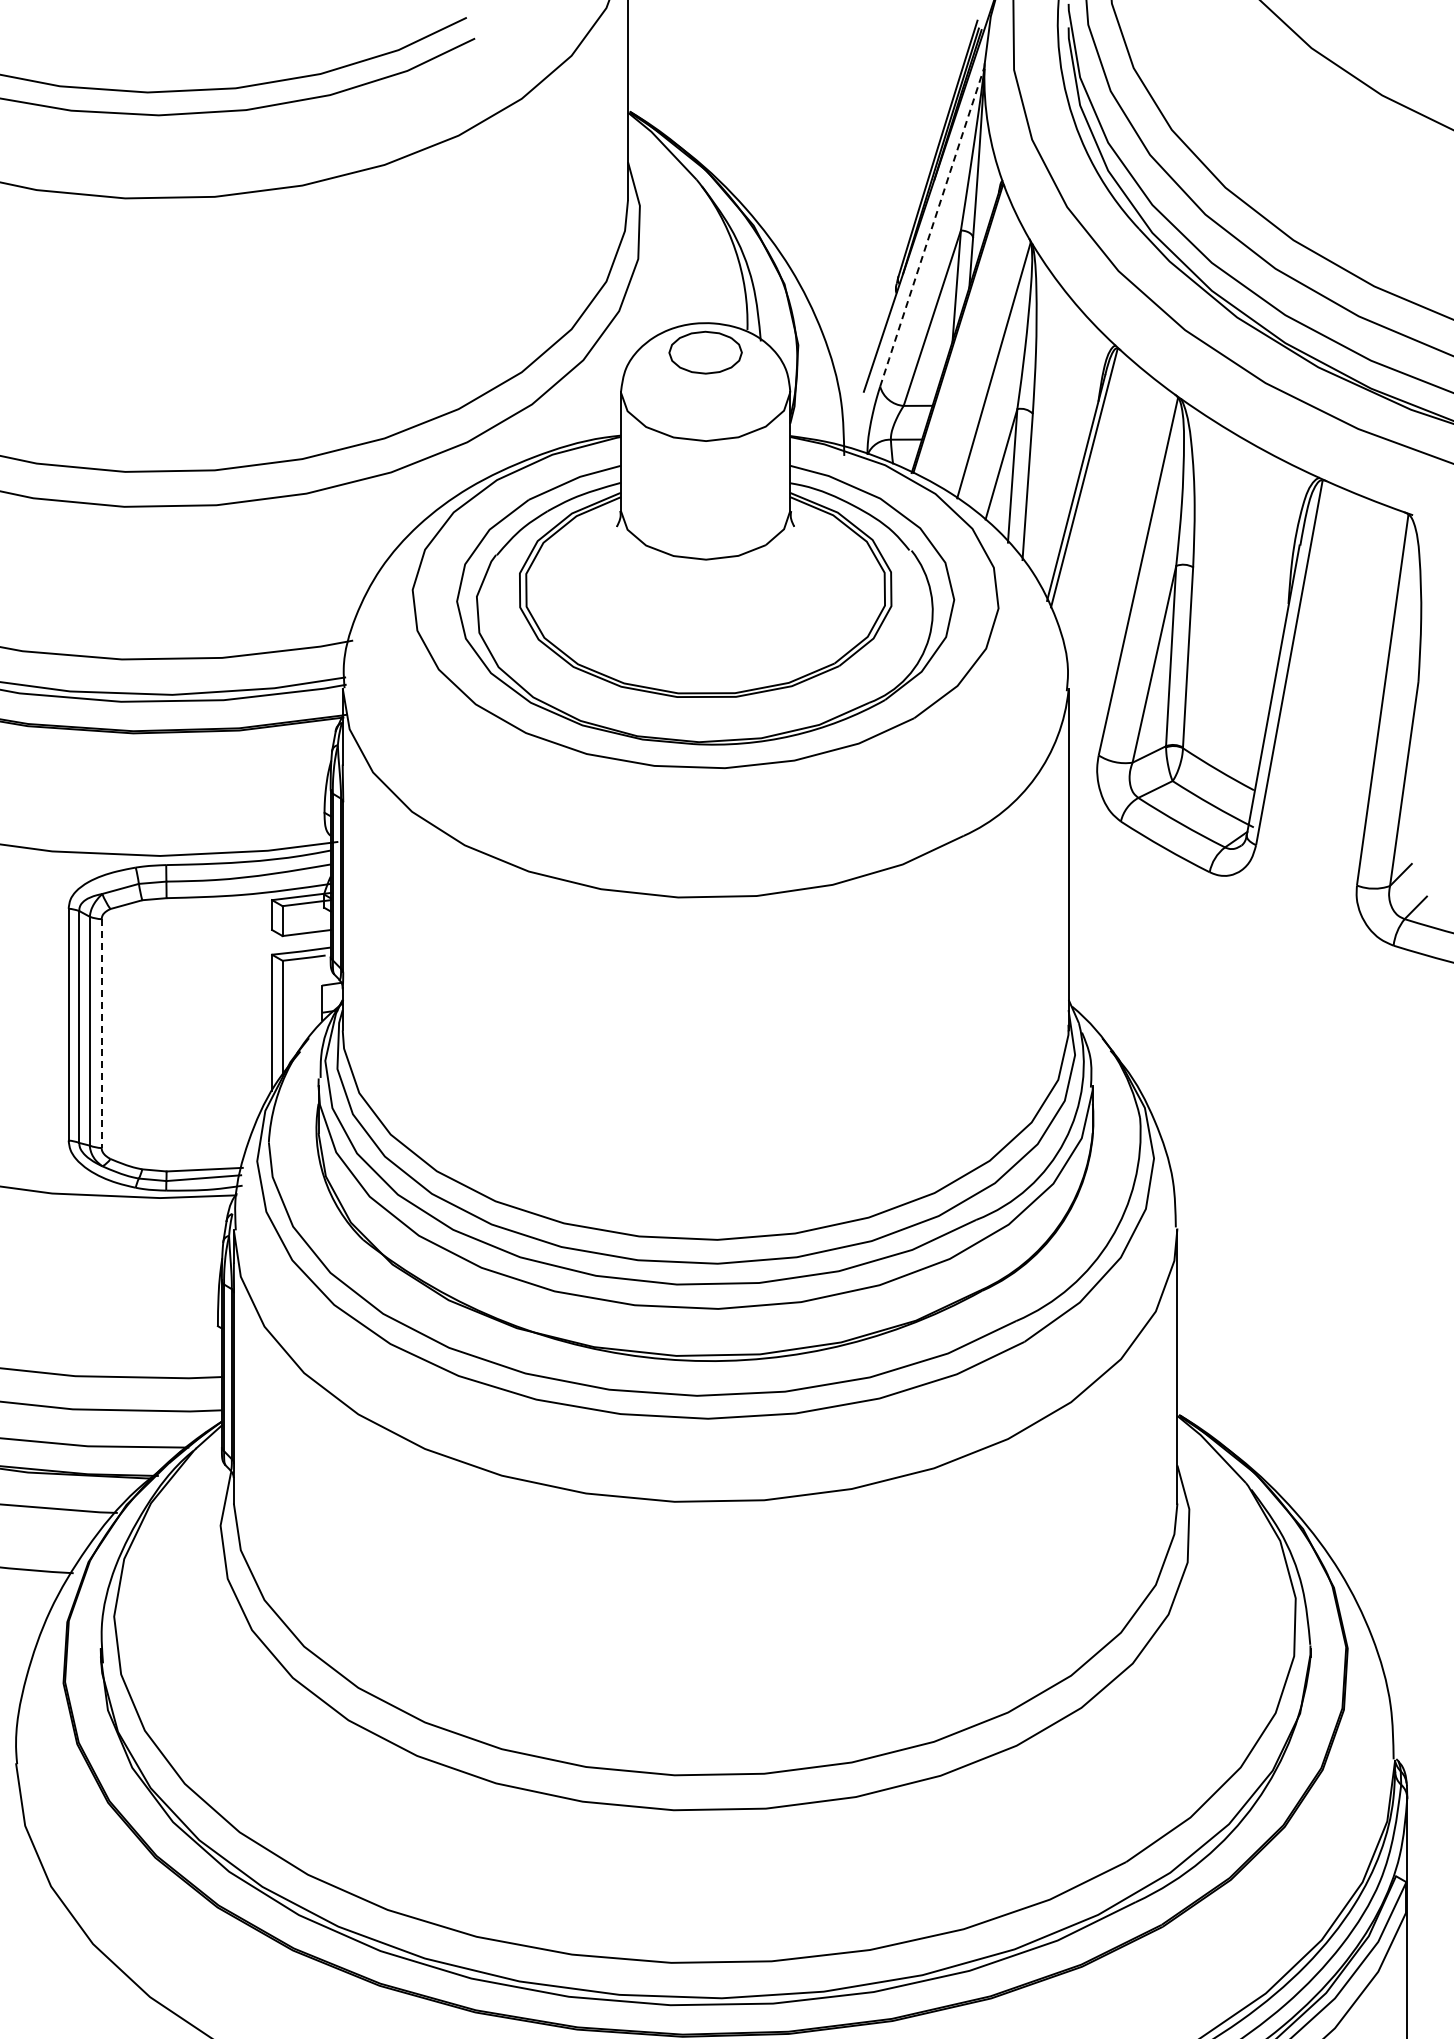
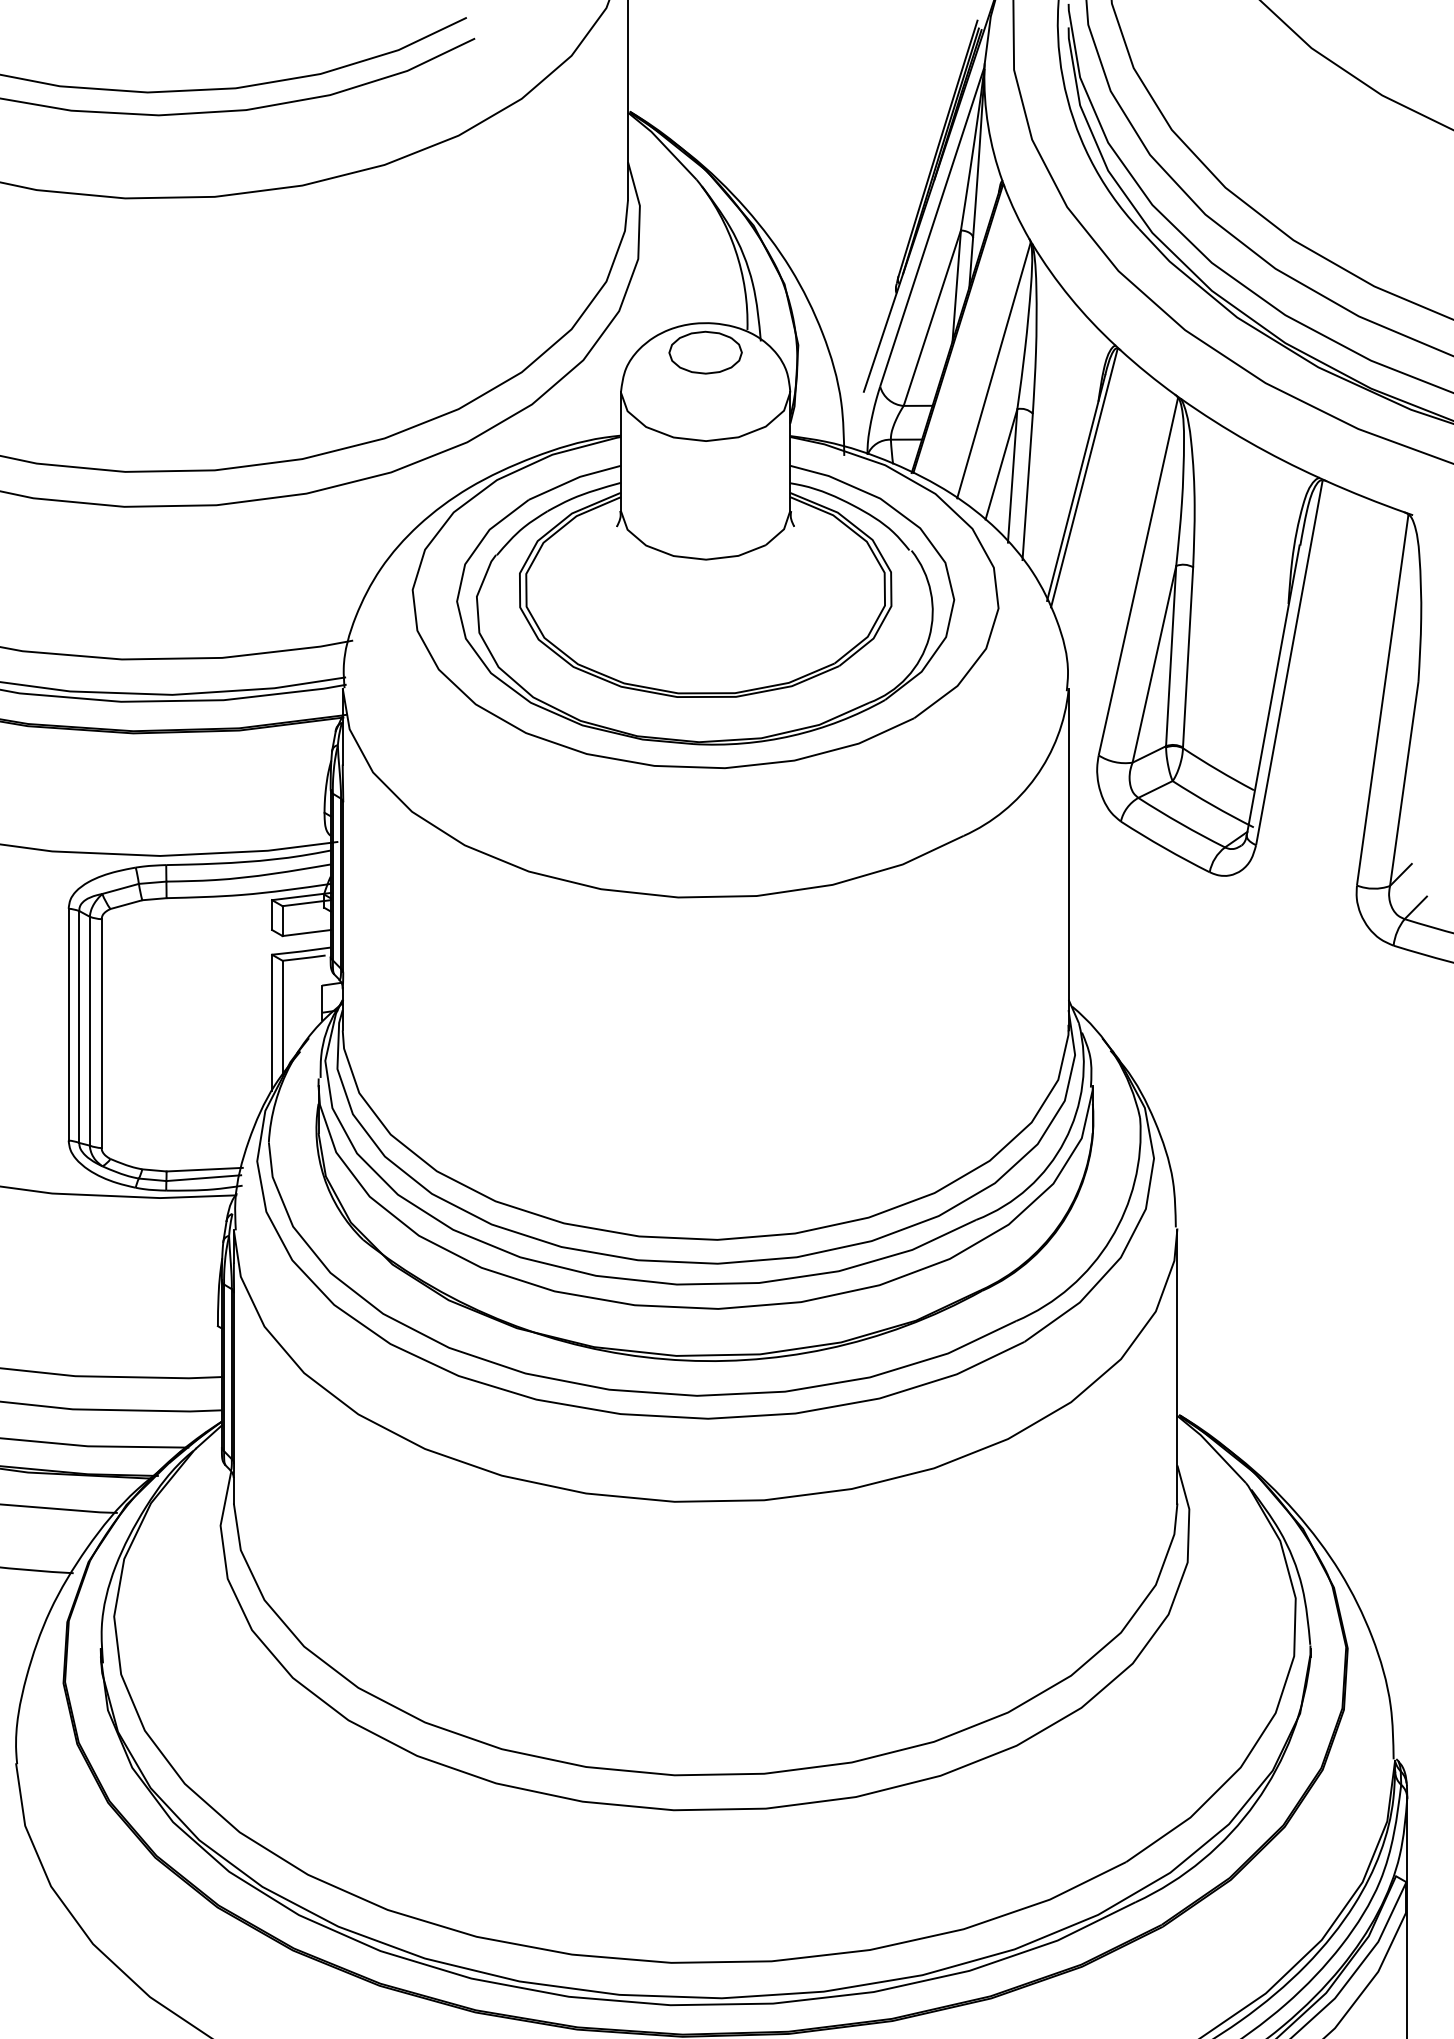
line: dashed -> solid (931, 227)
line: dashed -> solid (101, 1034)
